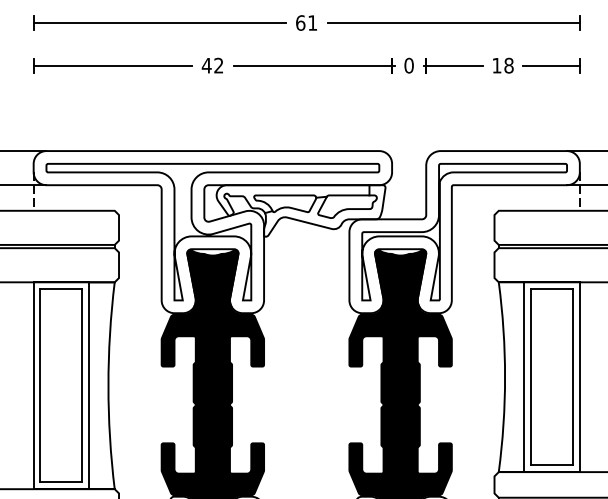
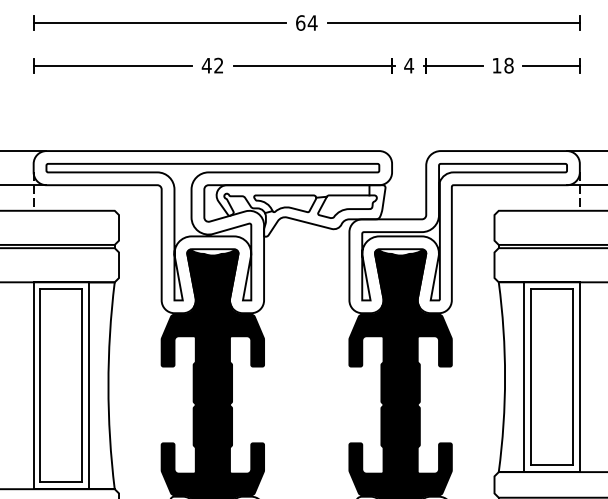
text: 61 -> 64 (312, 22)
text: 0 -> 4 (409, 65)
